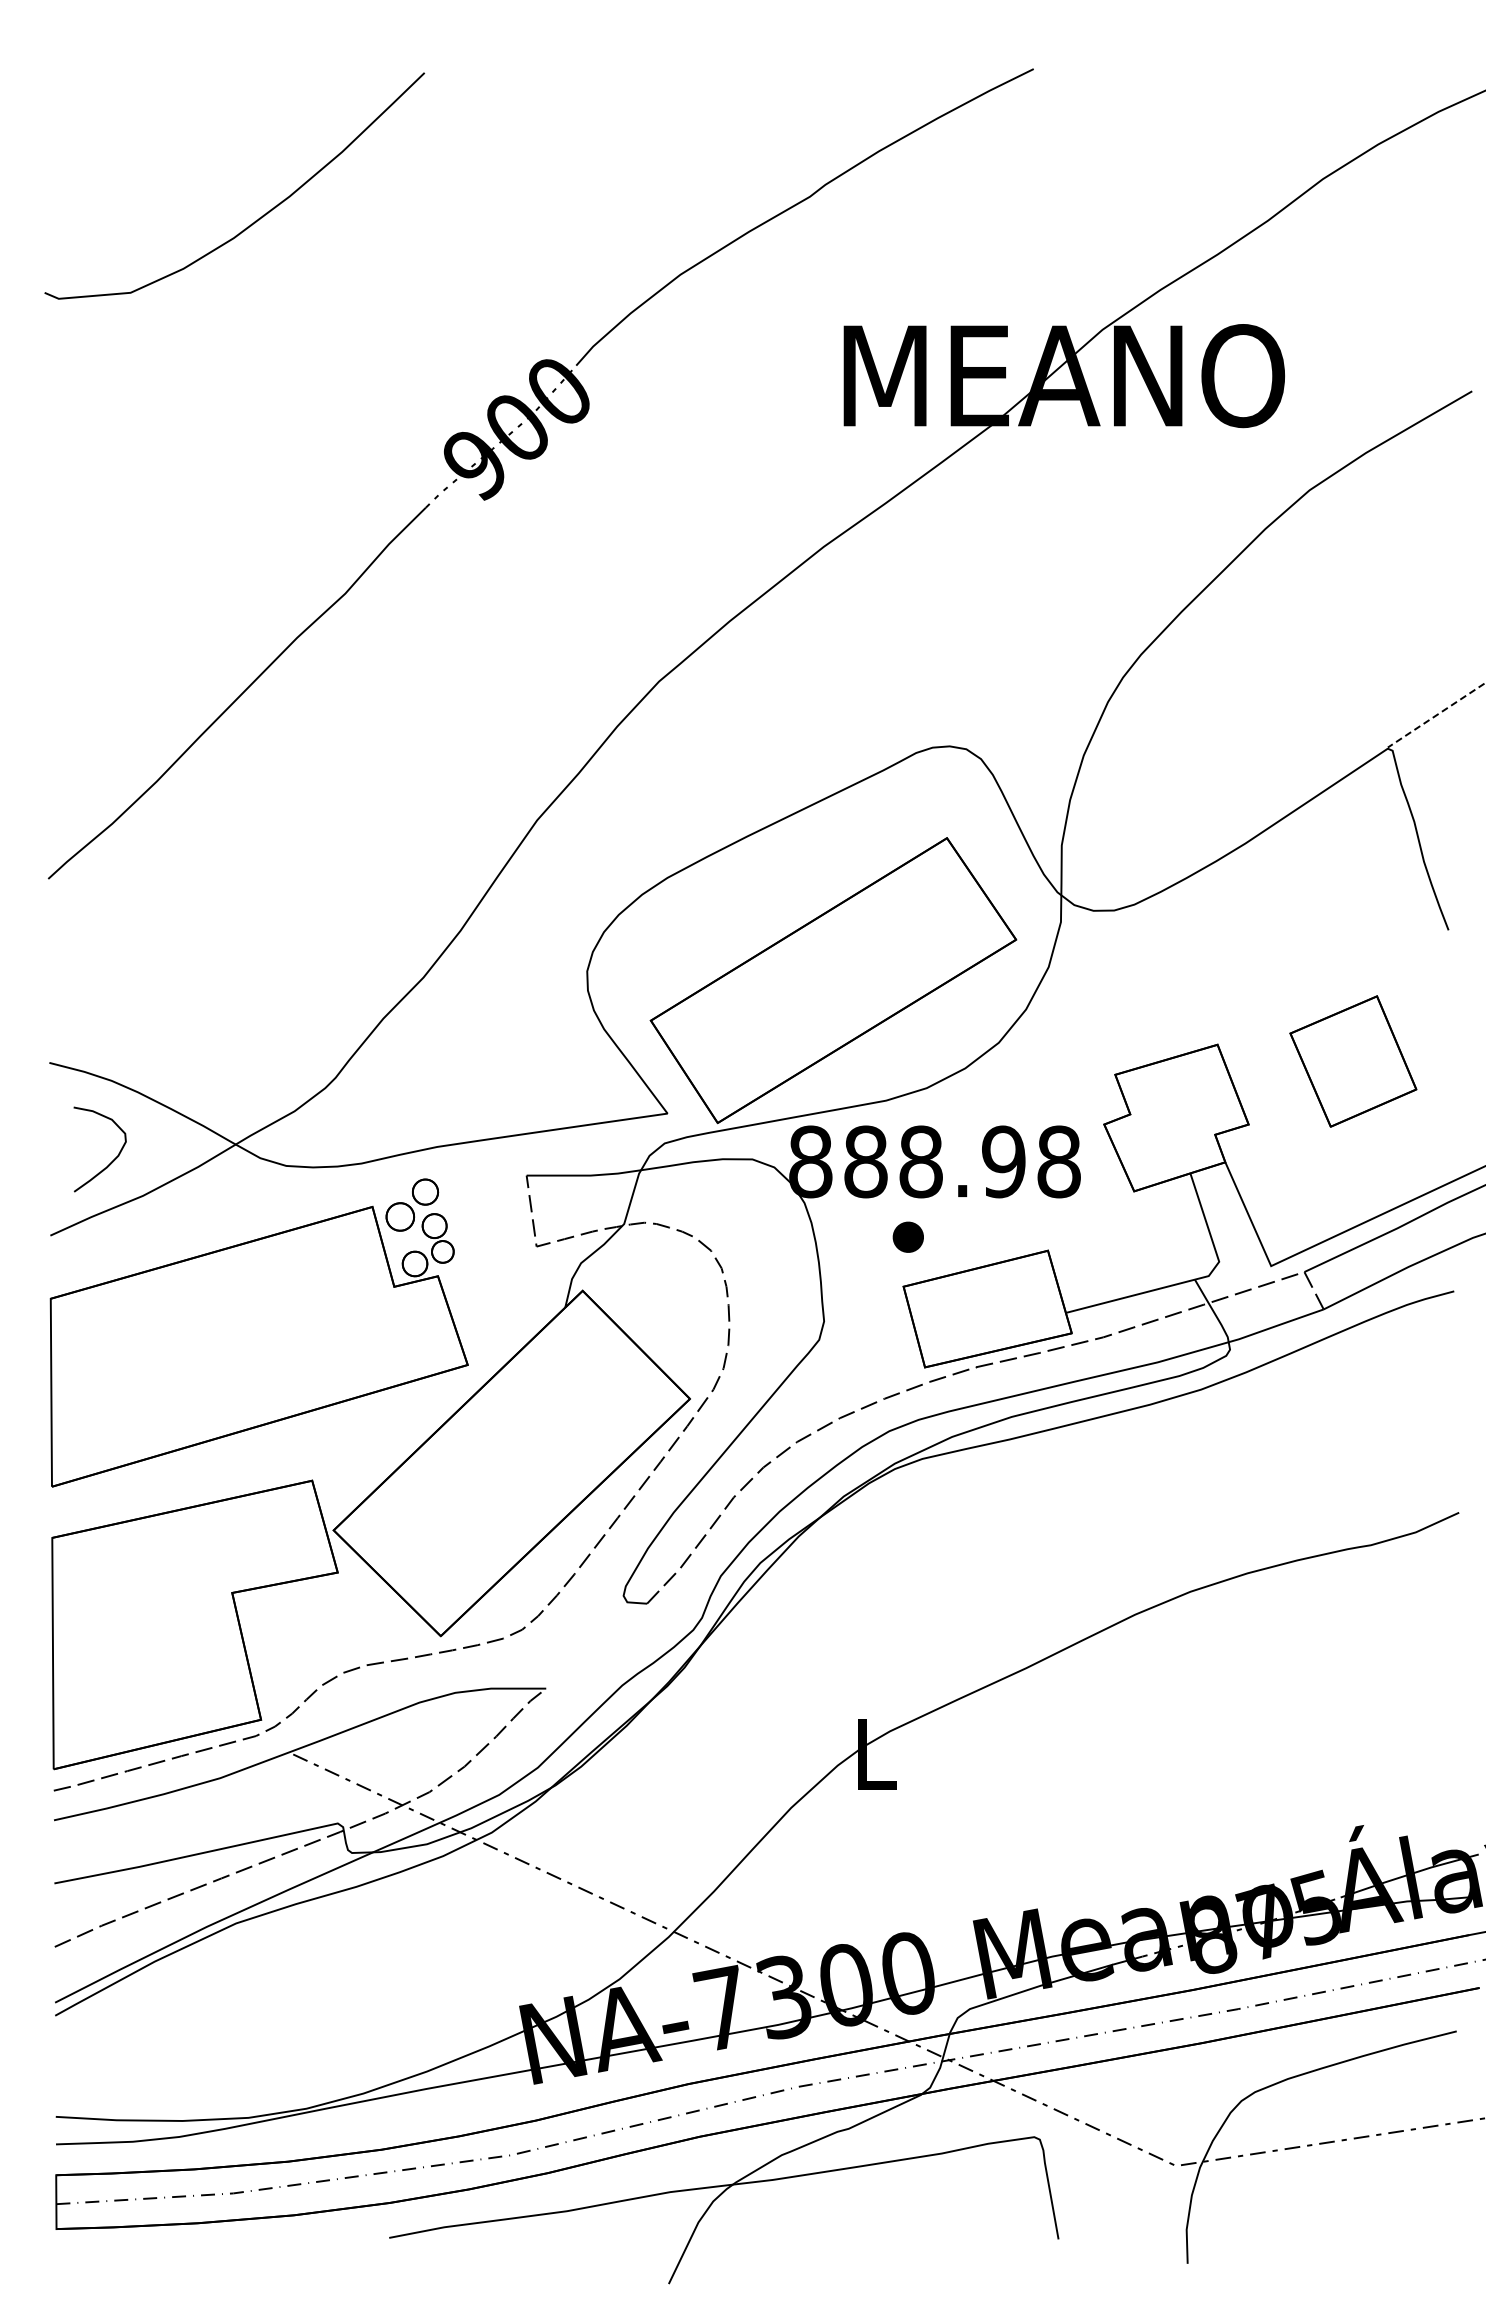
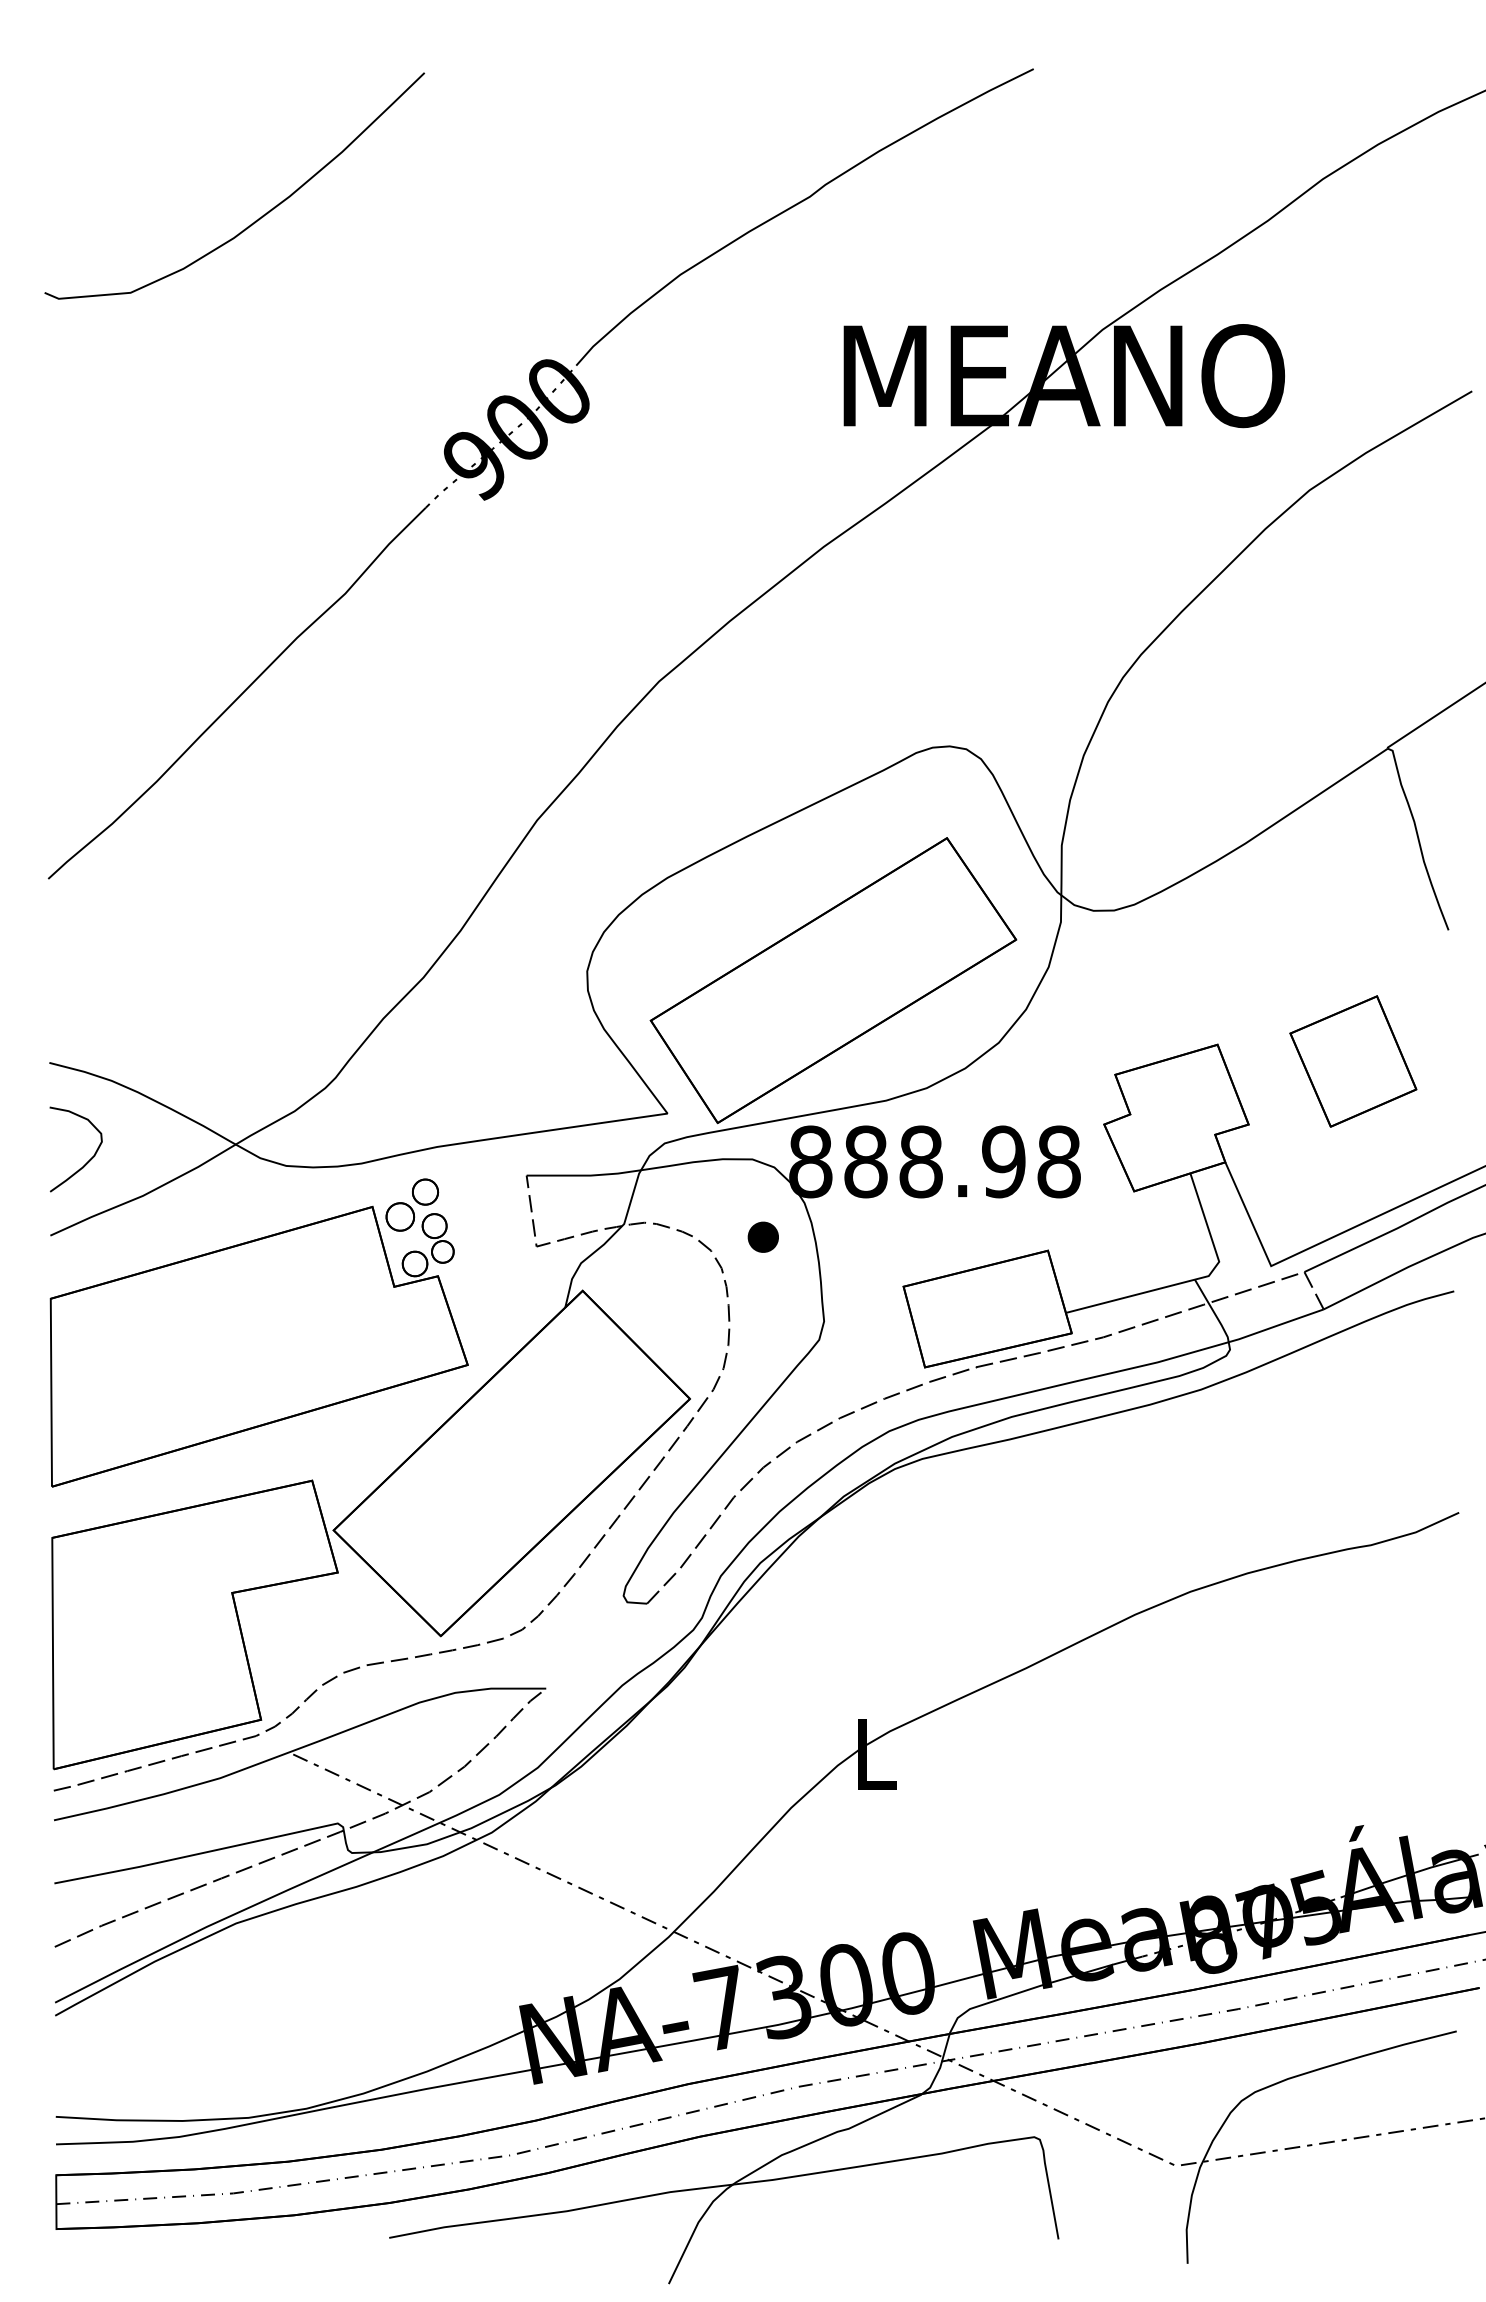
line: dashed -> solid (1435, 716)
curve position: (111, 1161) -> (87, 1161) (87, 1161)
part position: (907, 1236) -> (762, 1236) (762, 1236)
